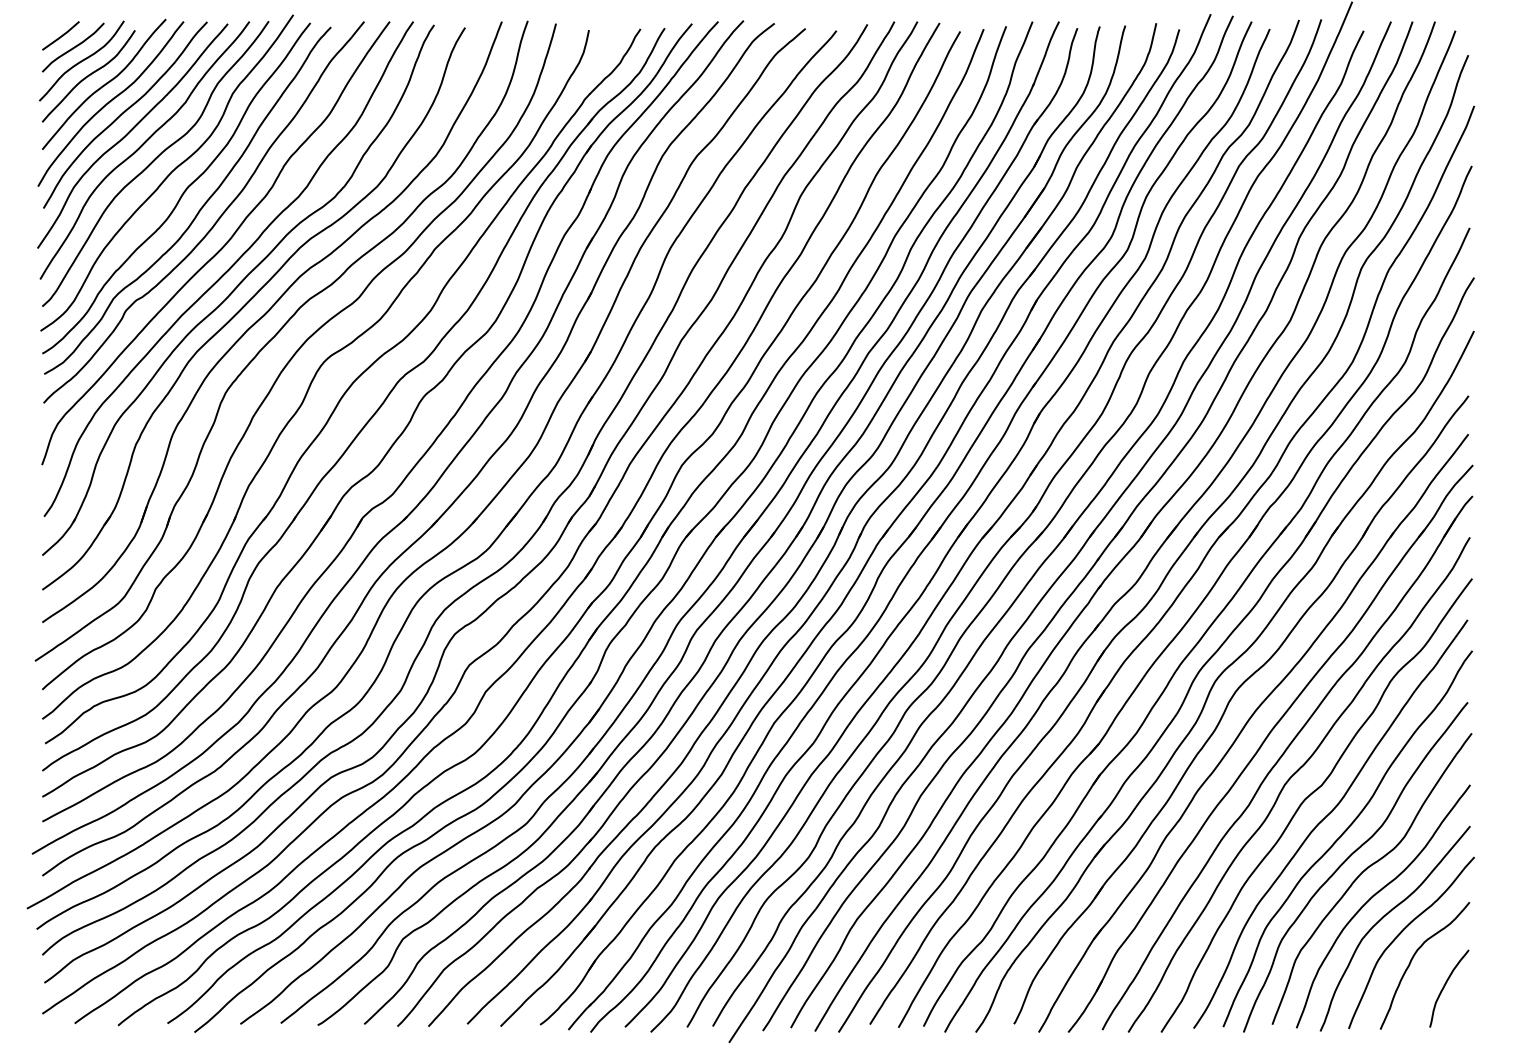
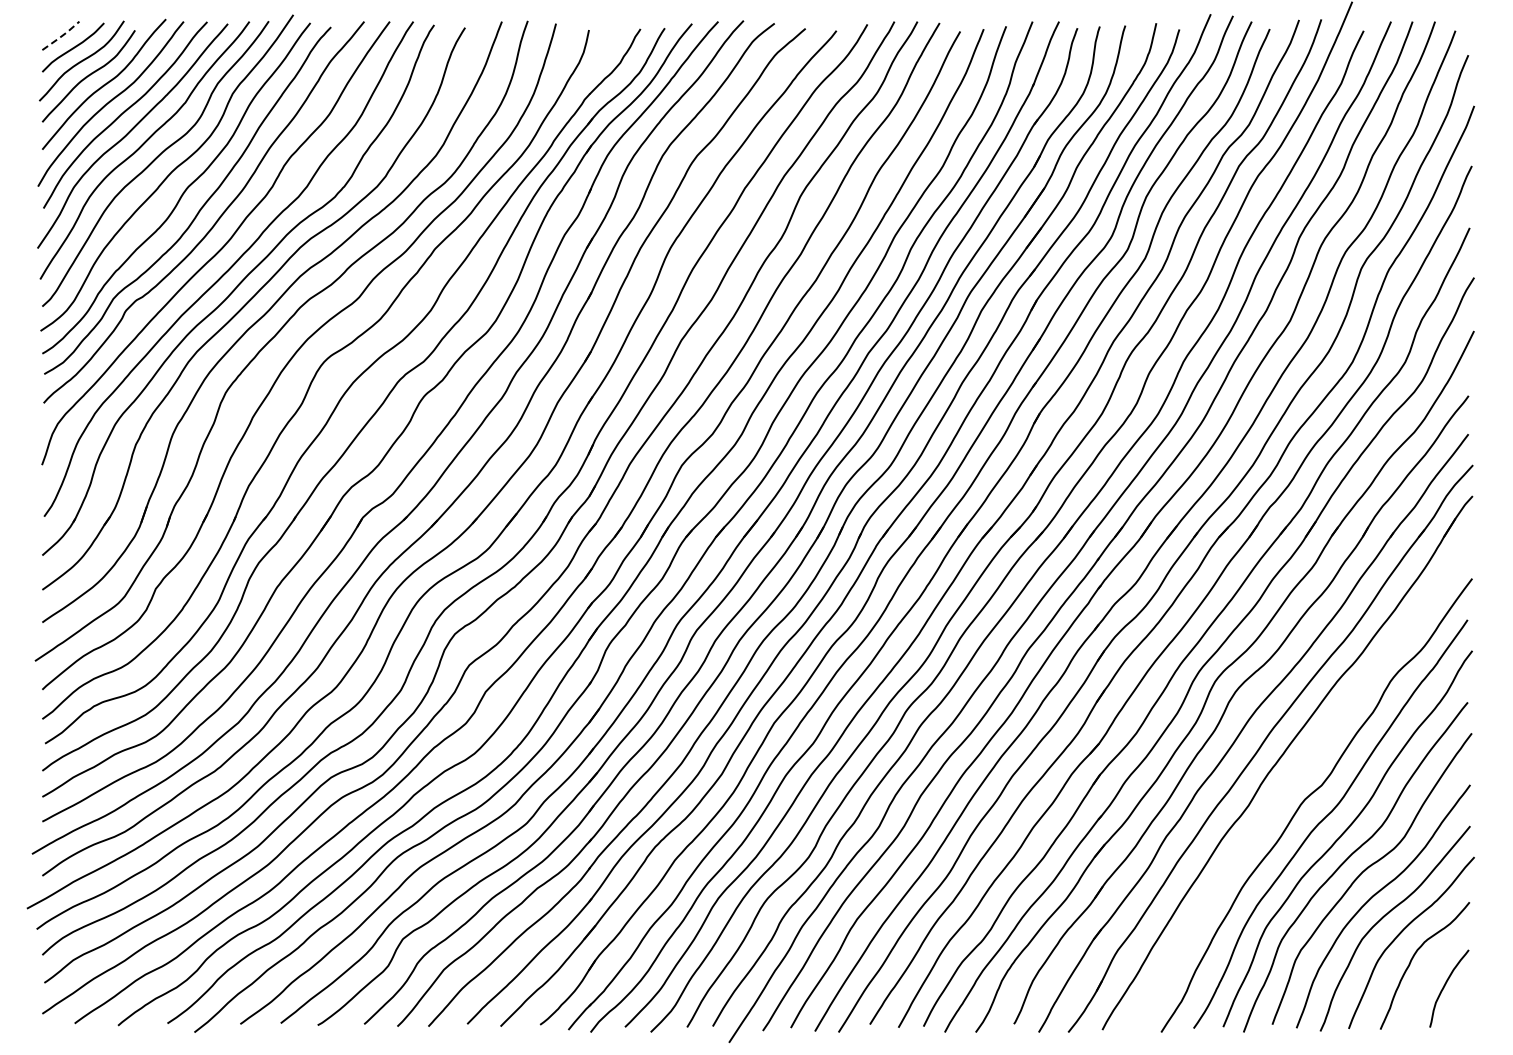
line: solid -> dashed (61, 36)
curve: present -> none (1292, 777)
